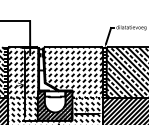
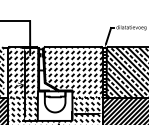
hatch: present -> none (6, 71)
hatch: present -> none (54, 105)
